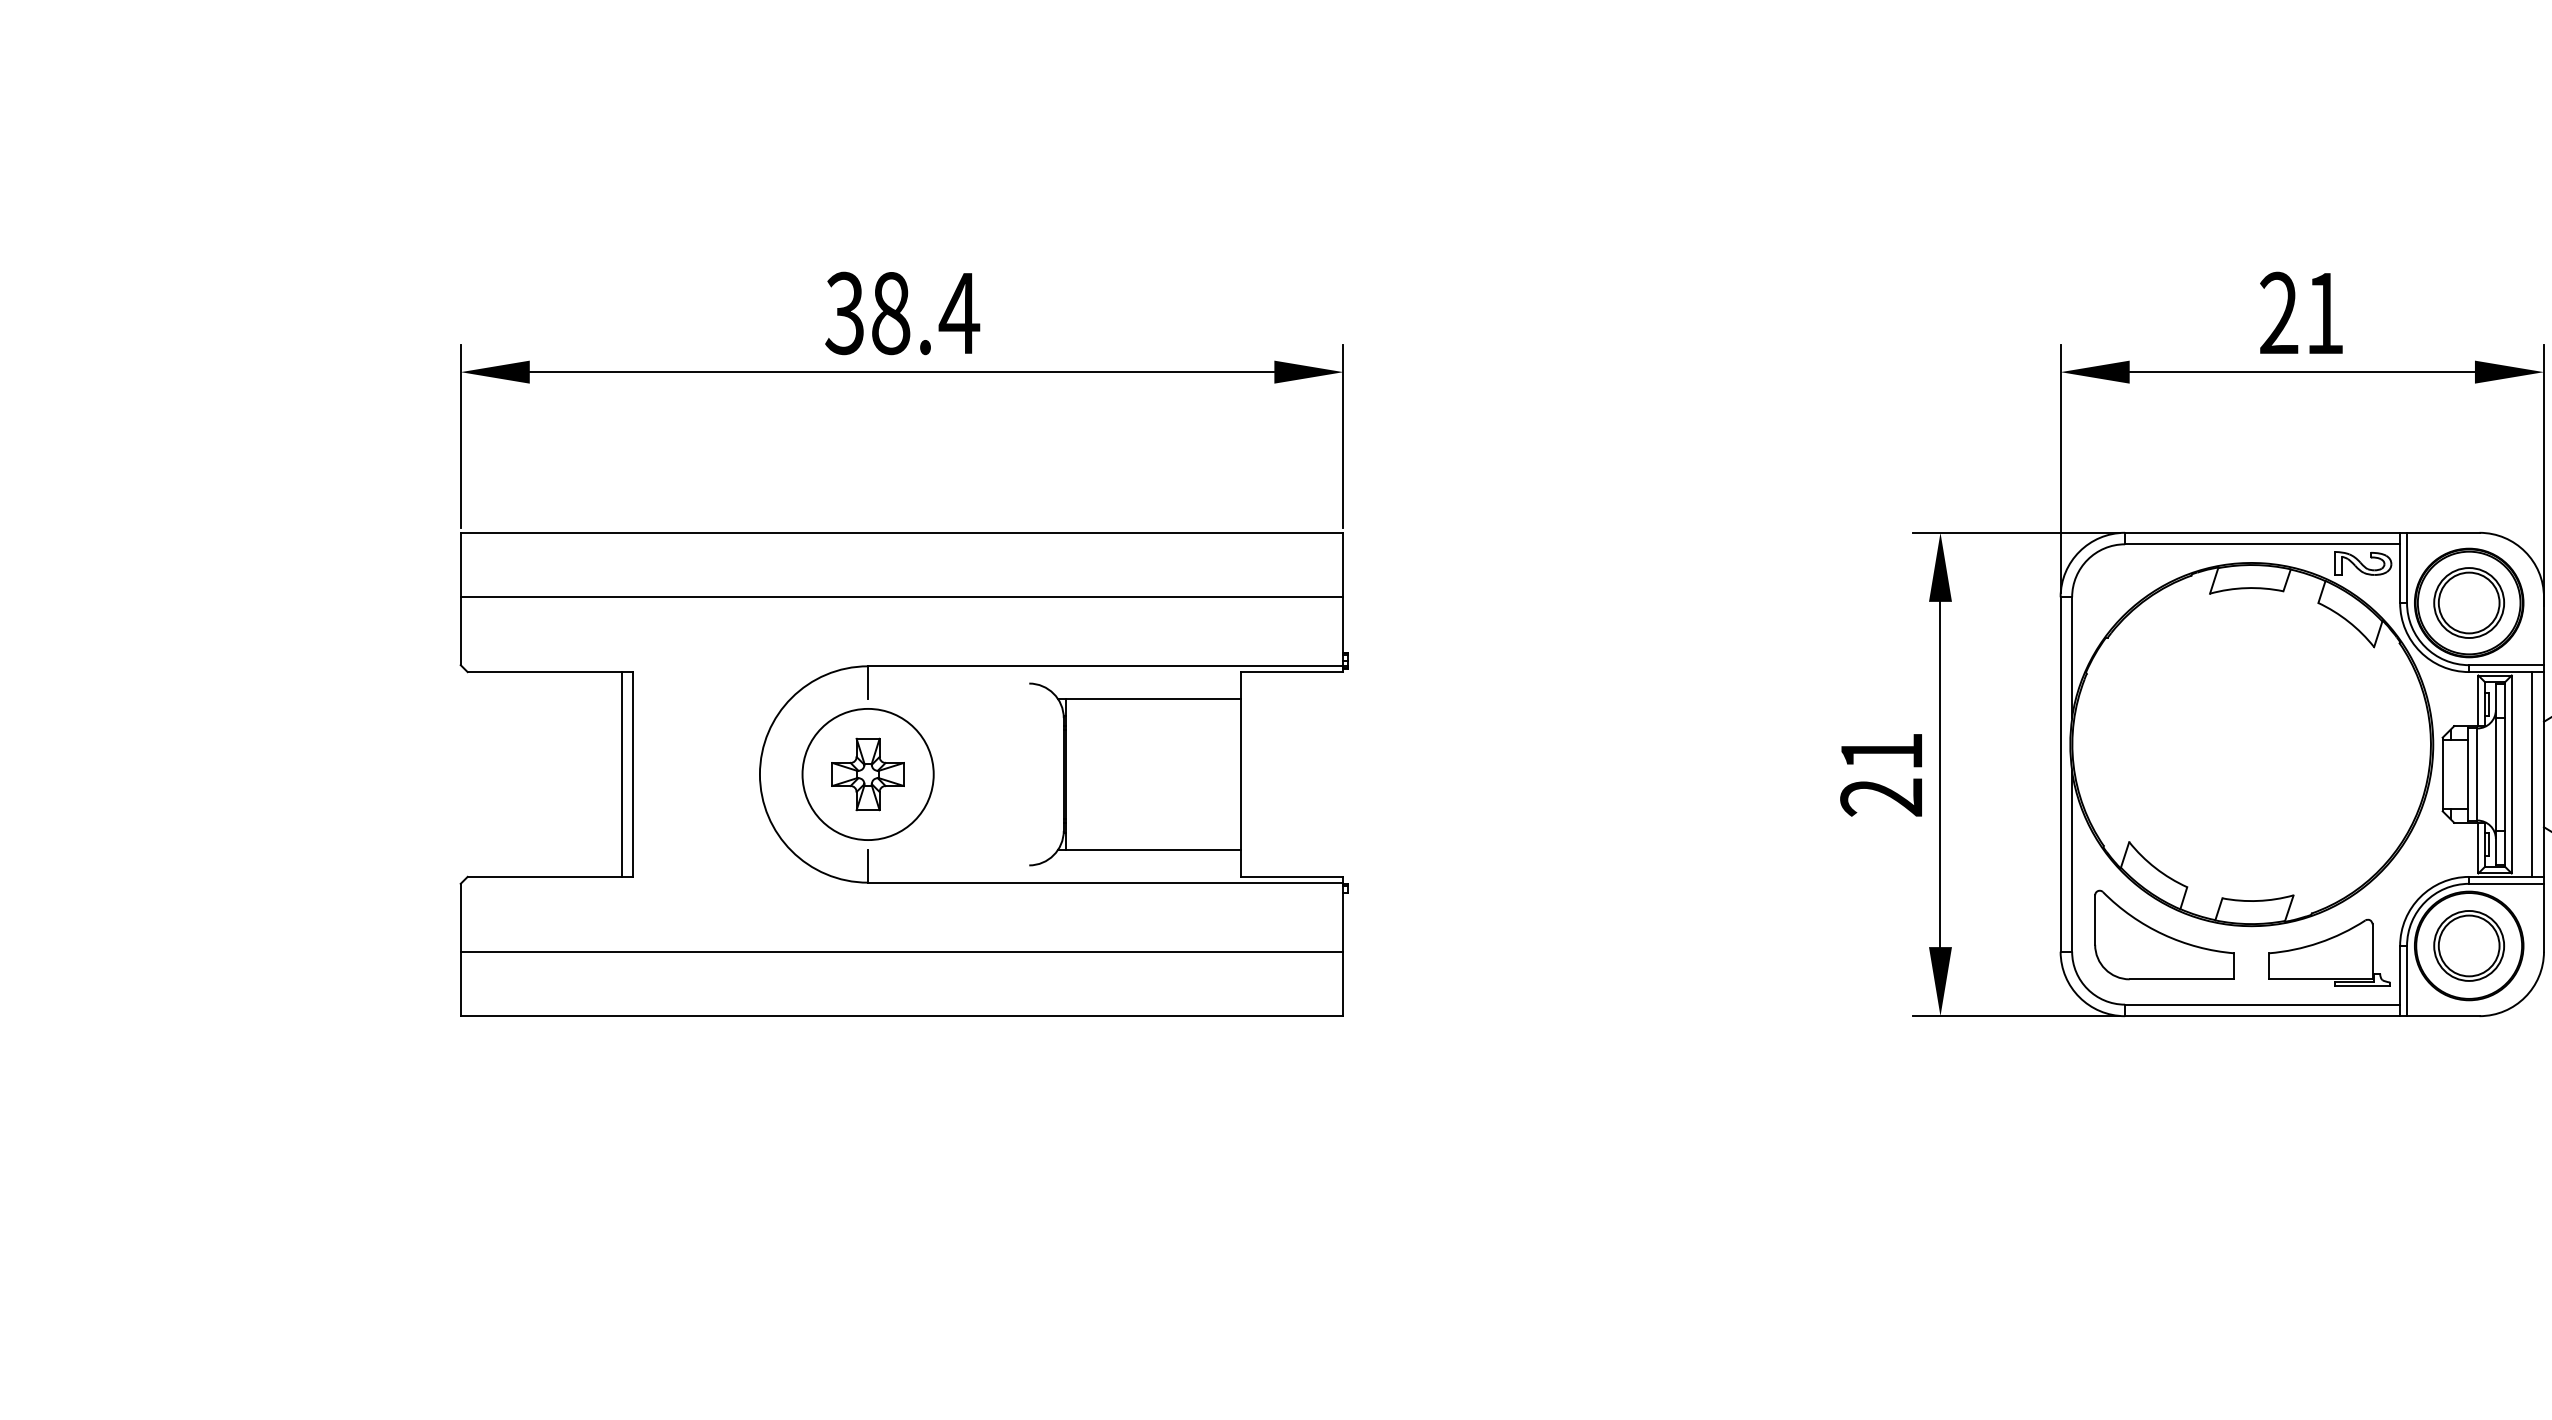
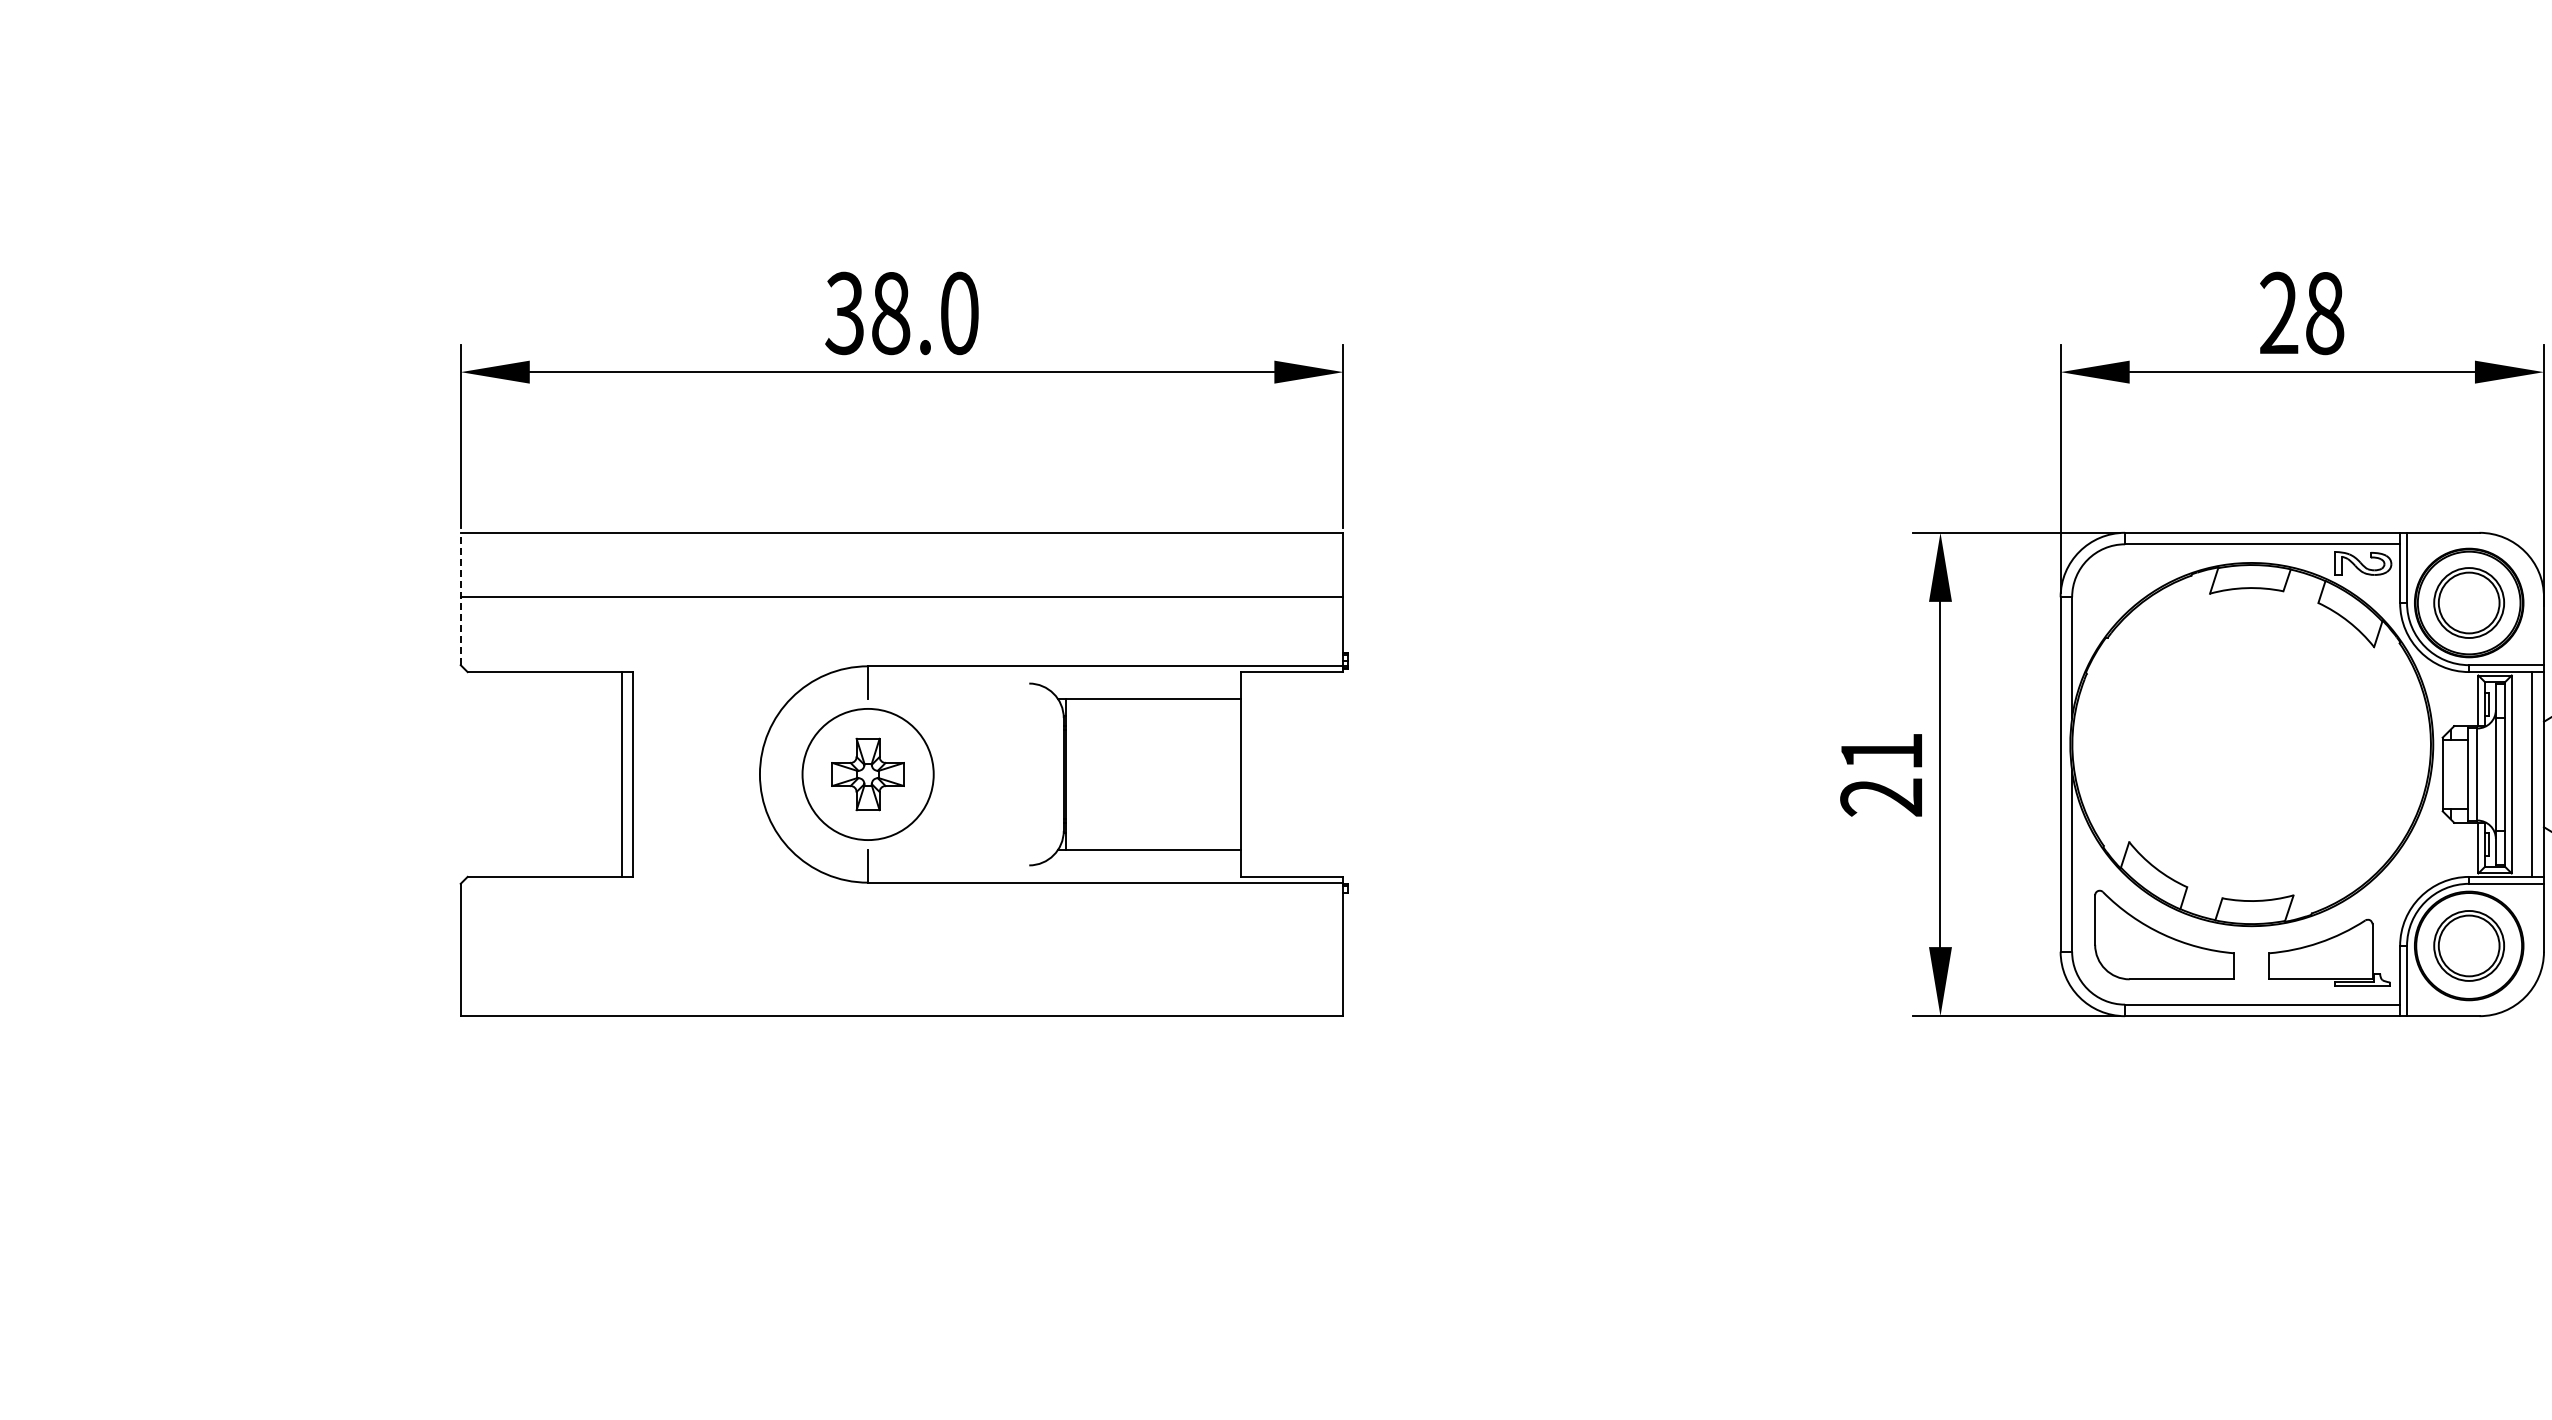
text: 38.4 -> 38.0 (959, 313)
text: 21 -> 28 (2325, 313)
line: solid -> dashed (460, 598)
line: present -> none (901, 951)
